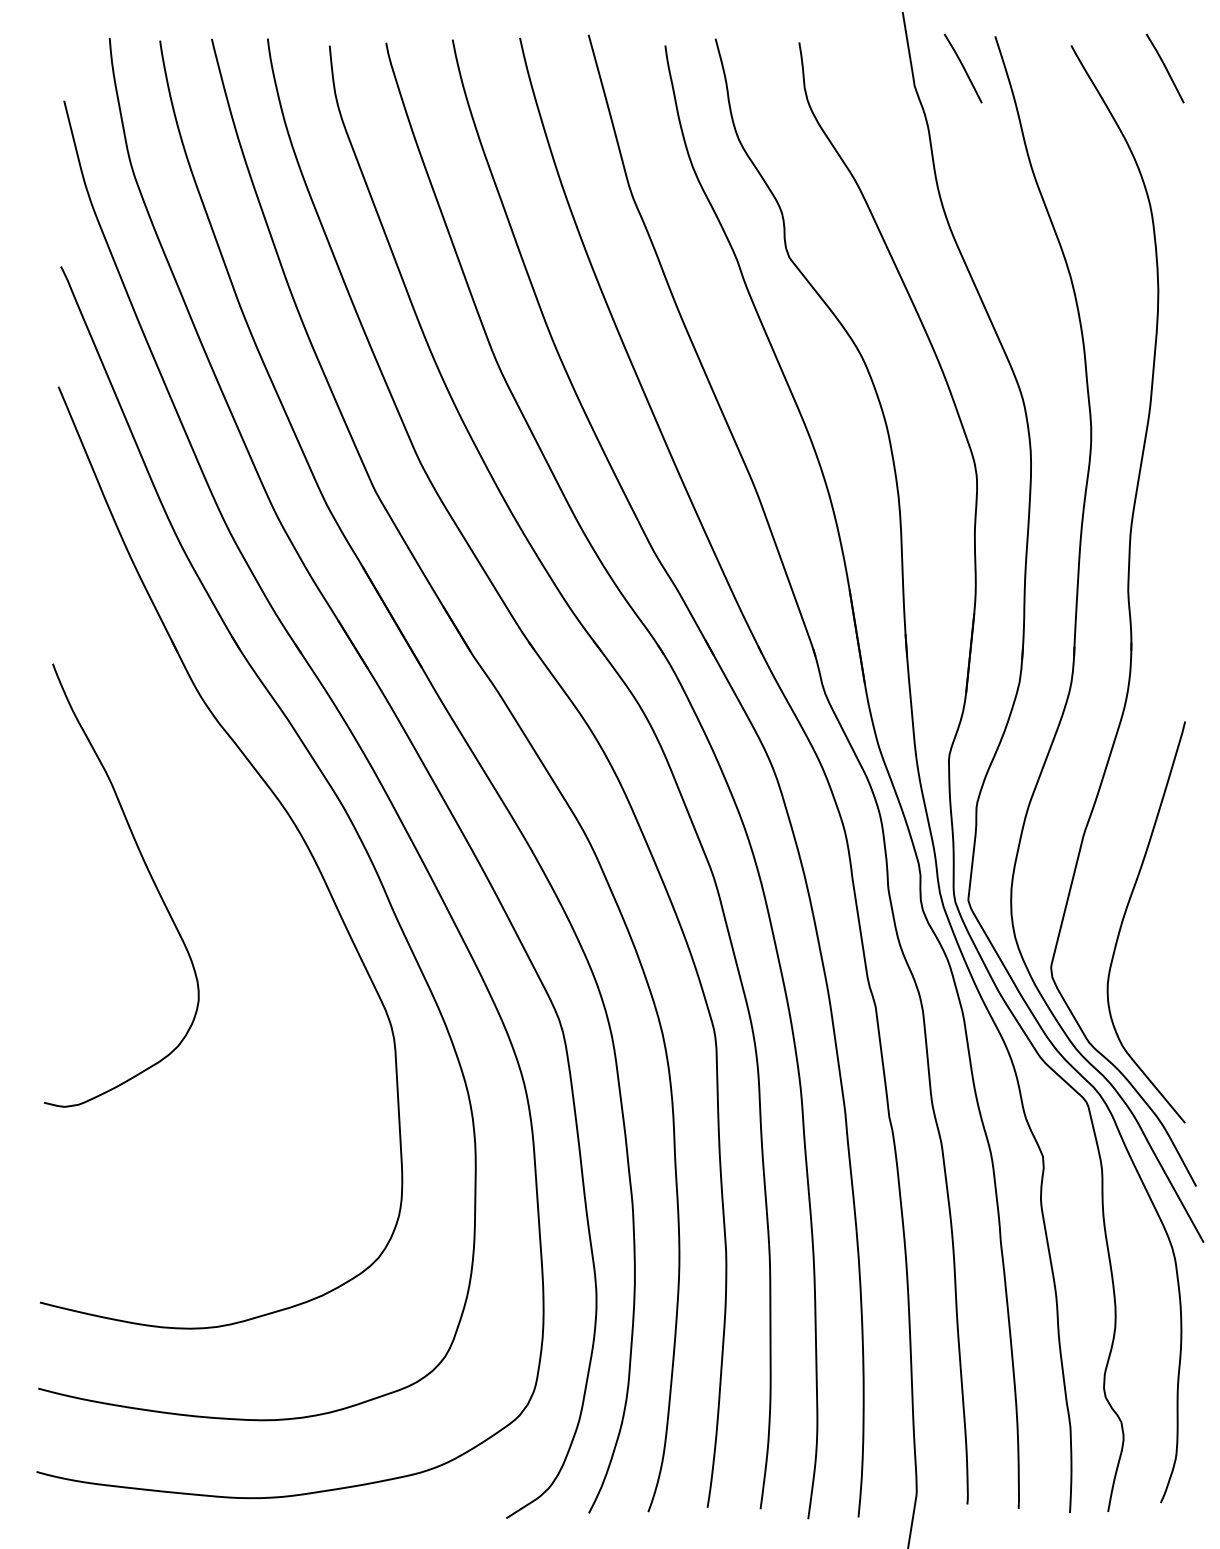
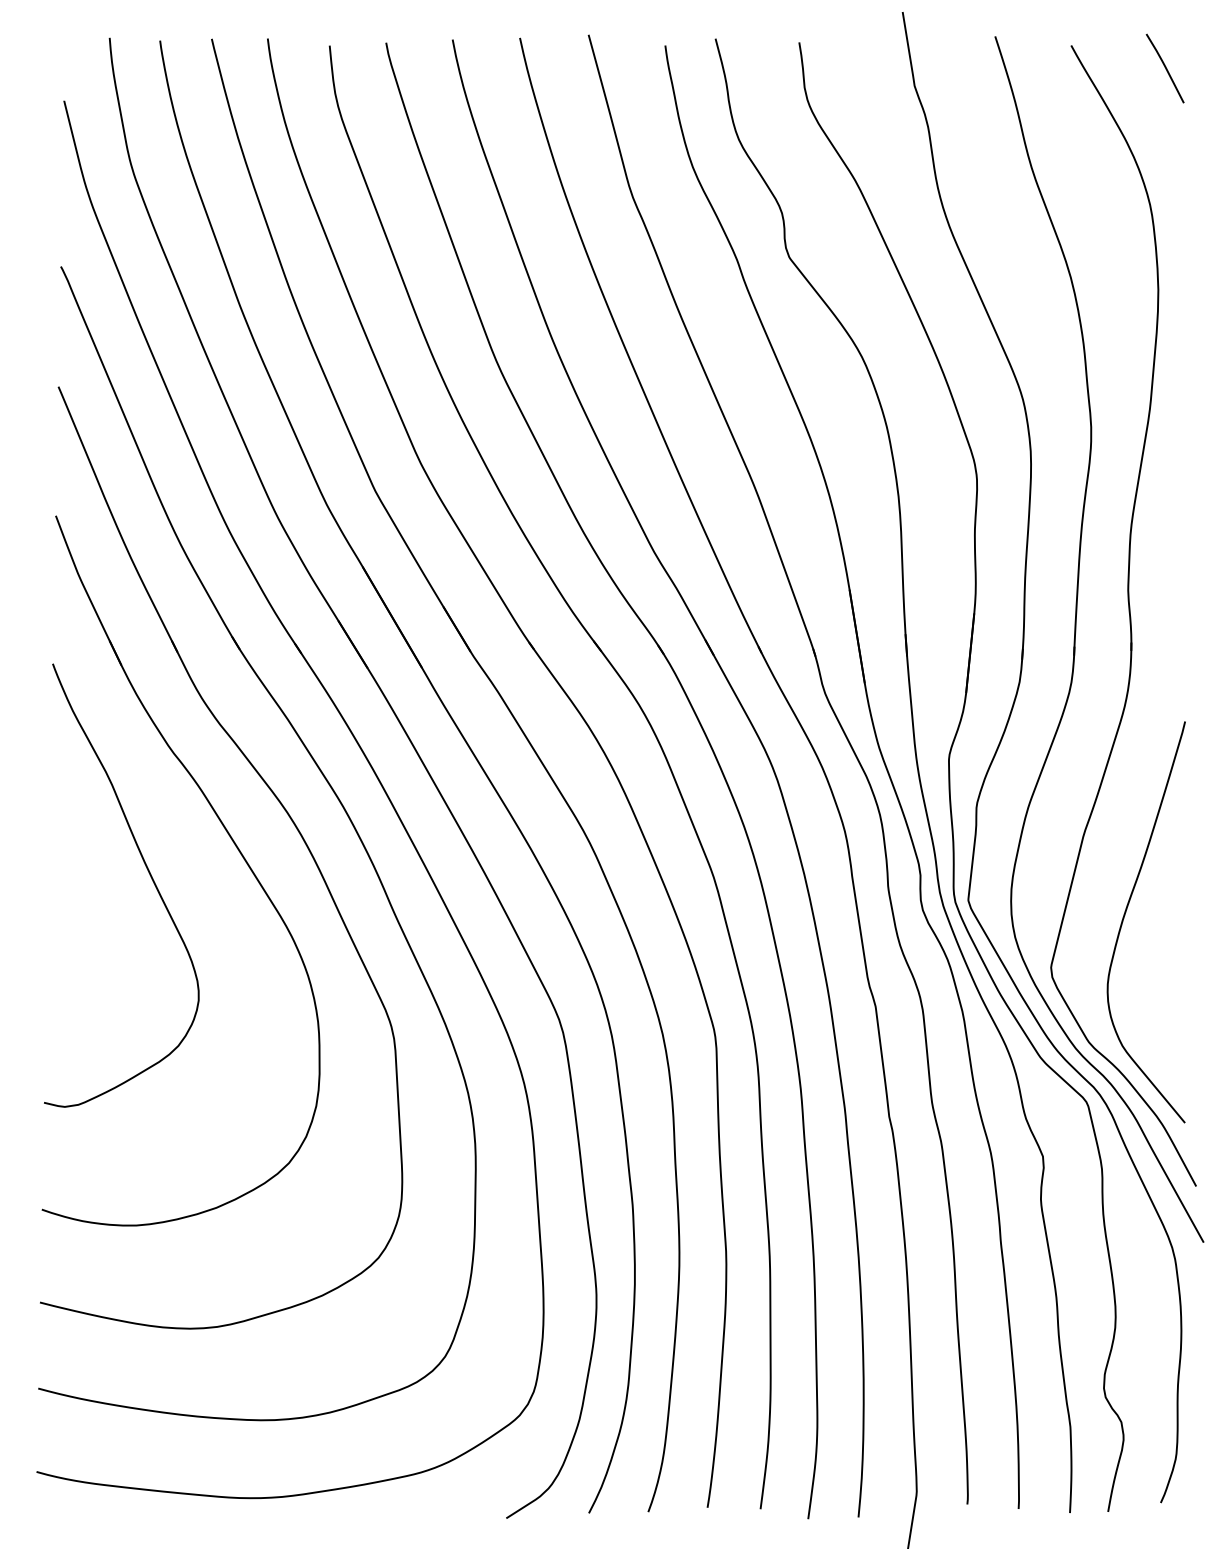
curve: present -> none (962, 67)
part: none -> present (231, 840)
